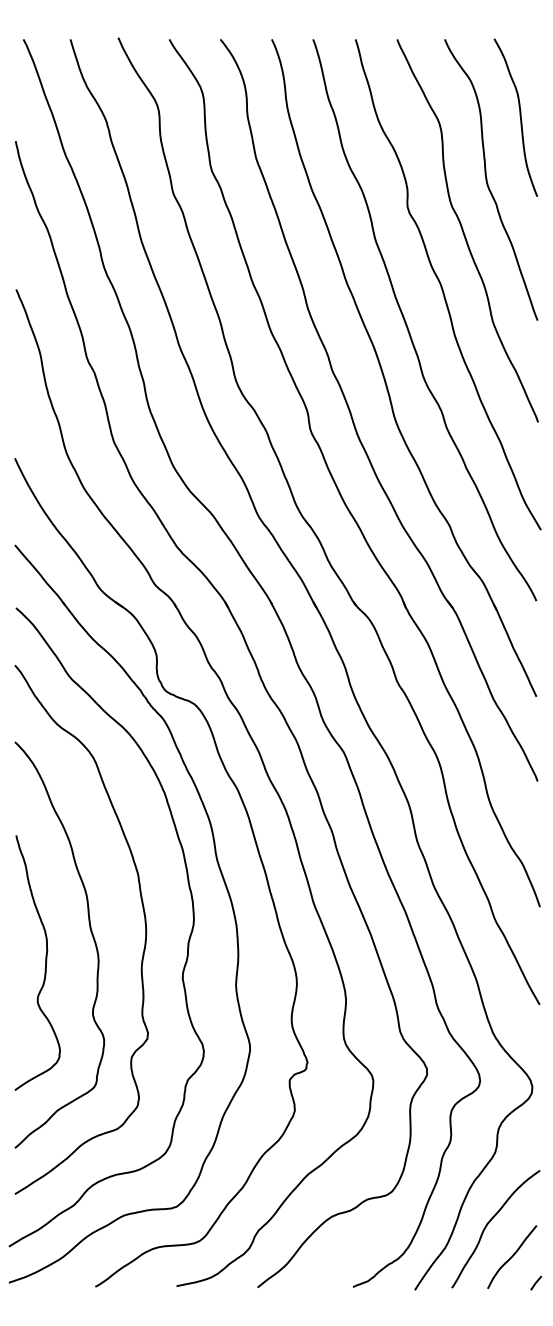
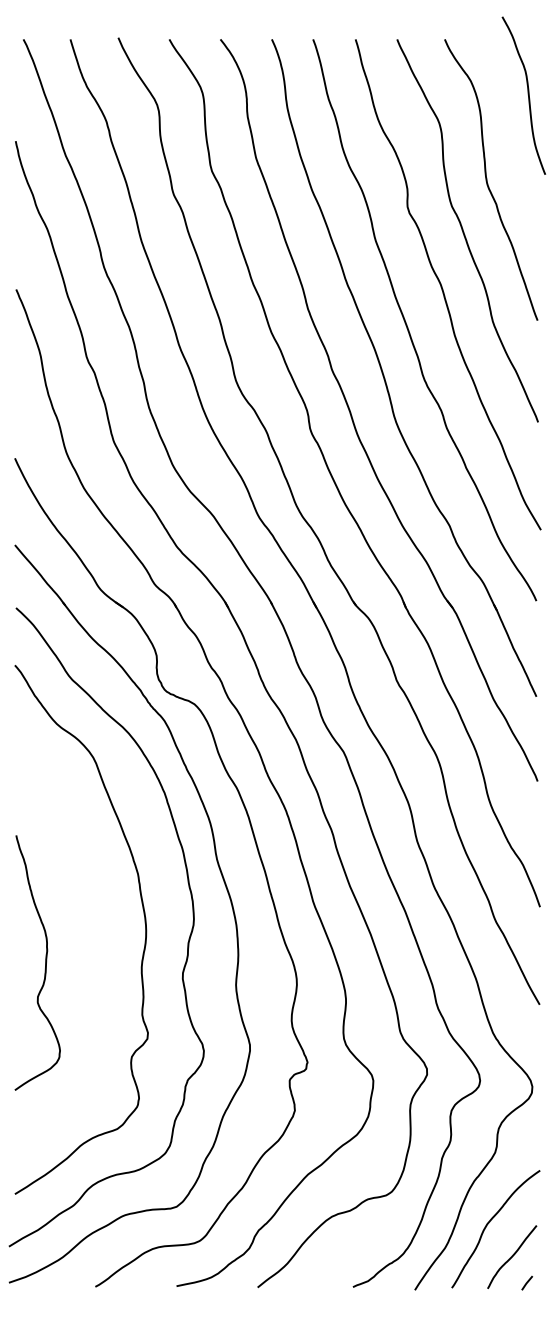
curve position: (519, 116) -> (527, 94) (527, 94)
curve: present -> none (90, 932)
line position: (536, 1282) -> (527, 1282) (527, 1282)
